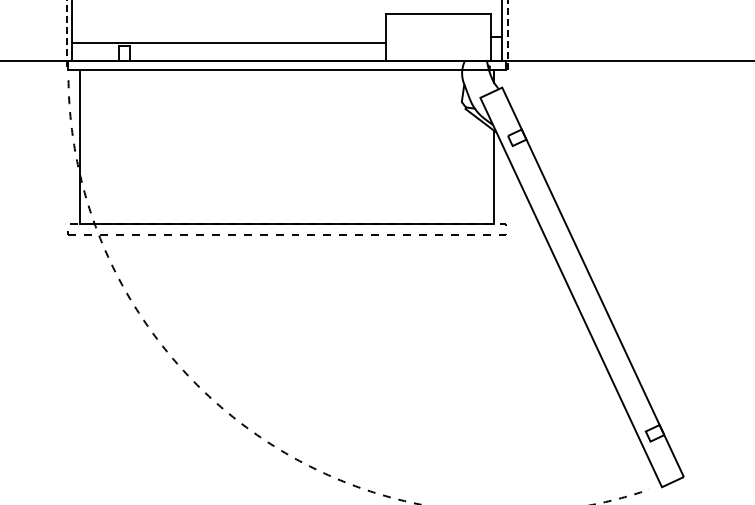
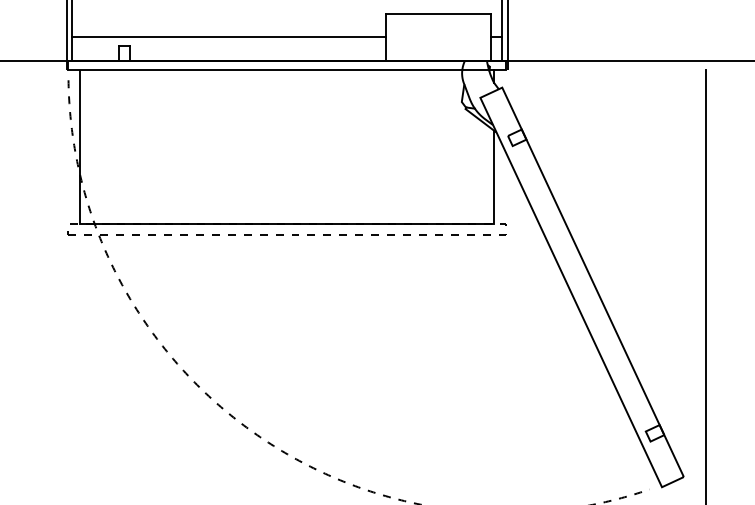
line: dashed -> solid (66, 0)
line position: (229, 42) -> (229, 36) (229, 36)
line: none -> present (705, 285)
